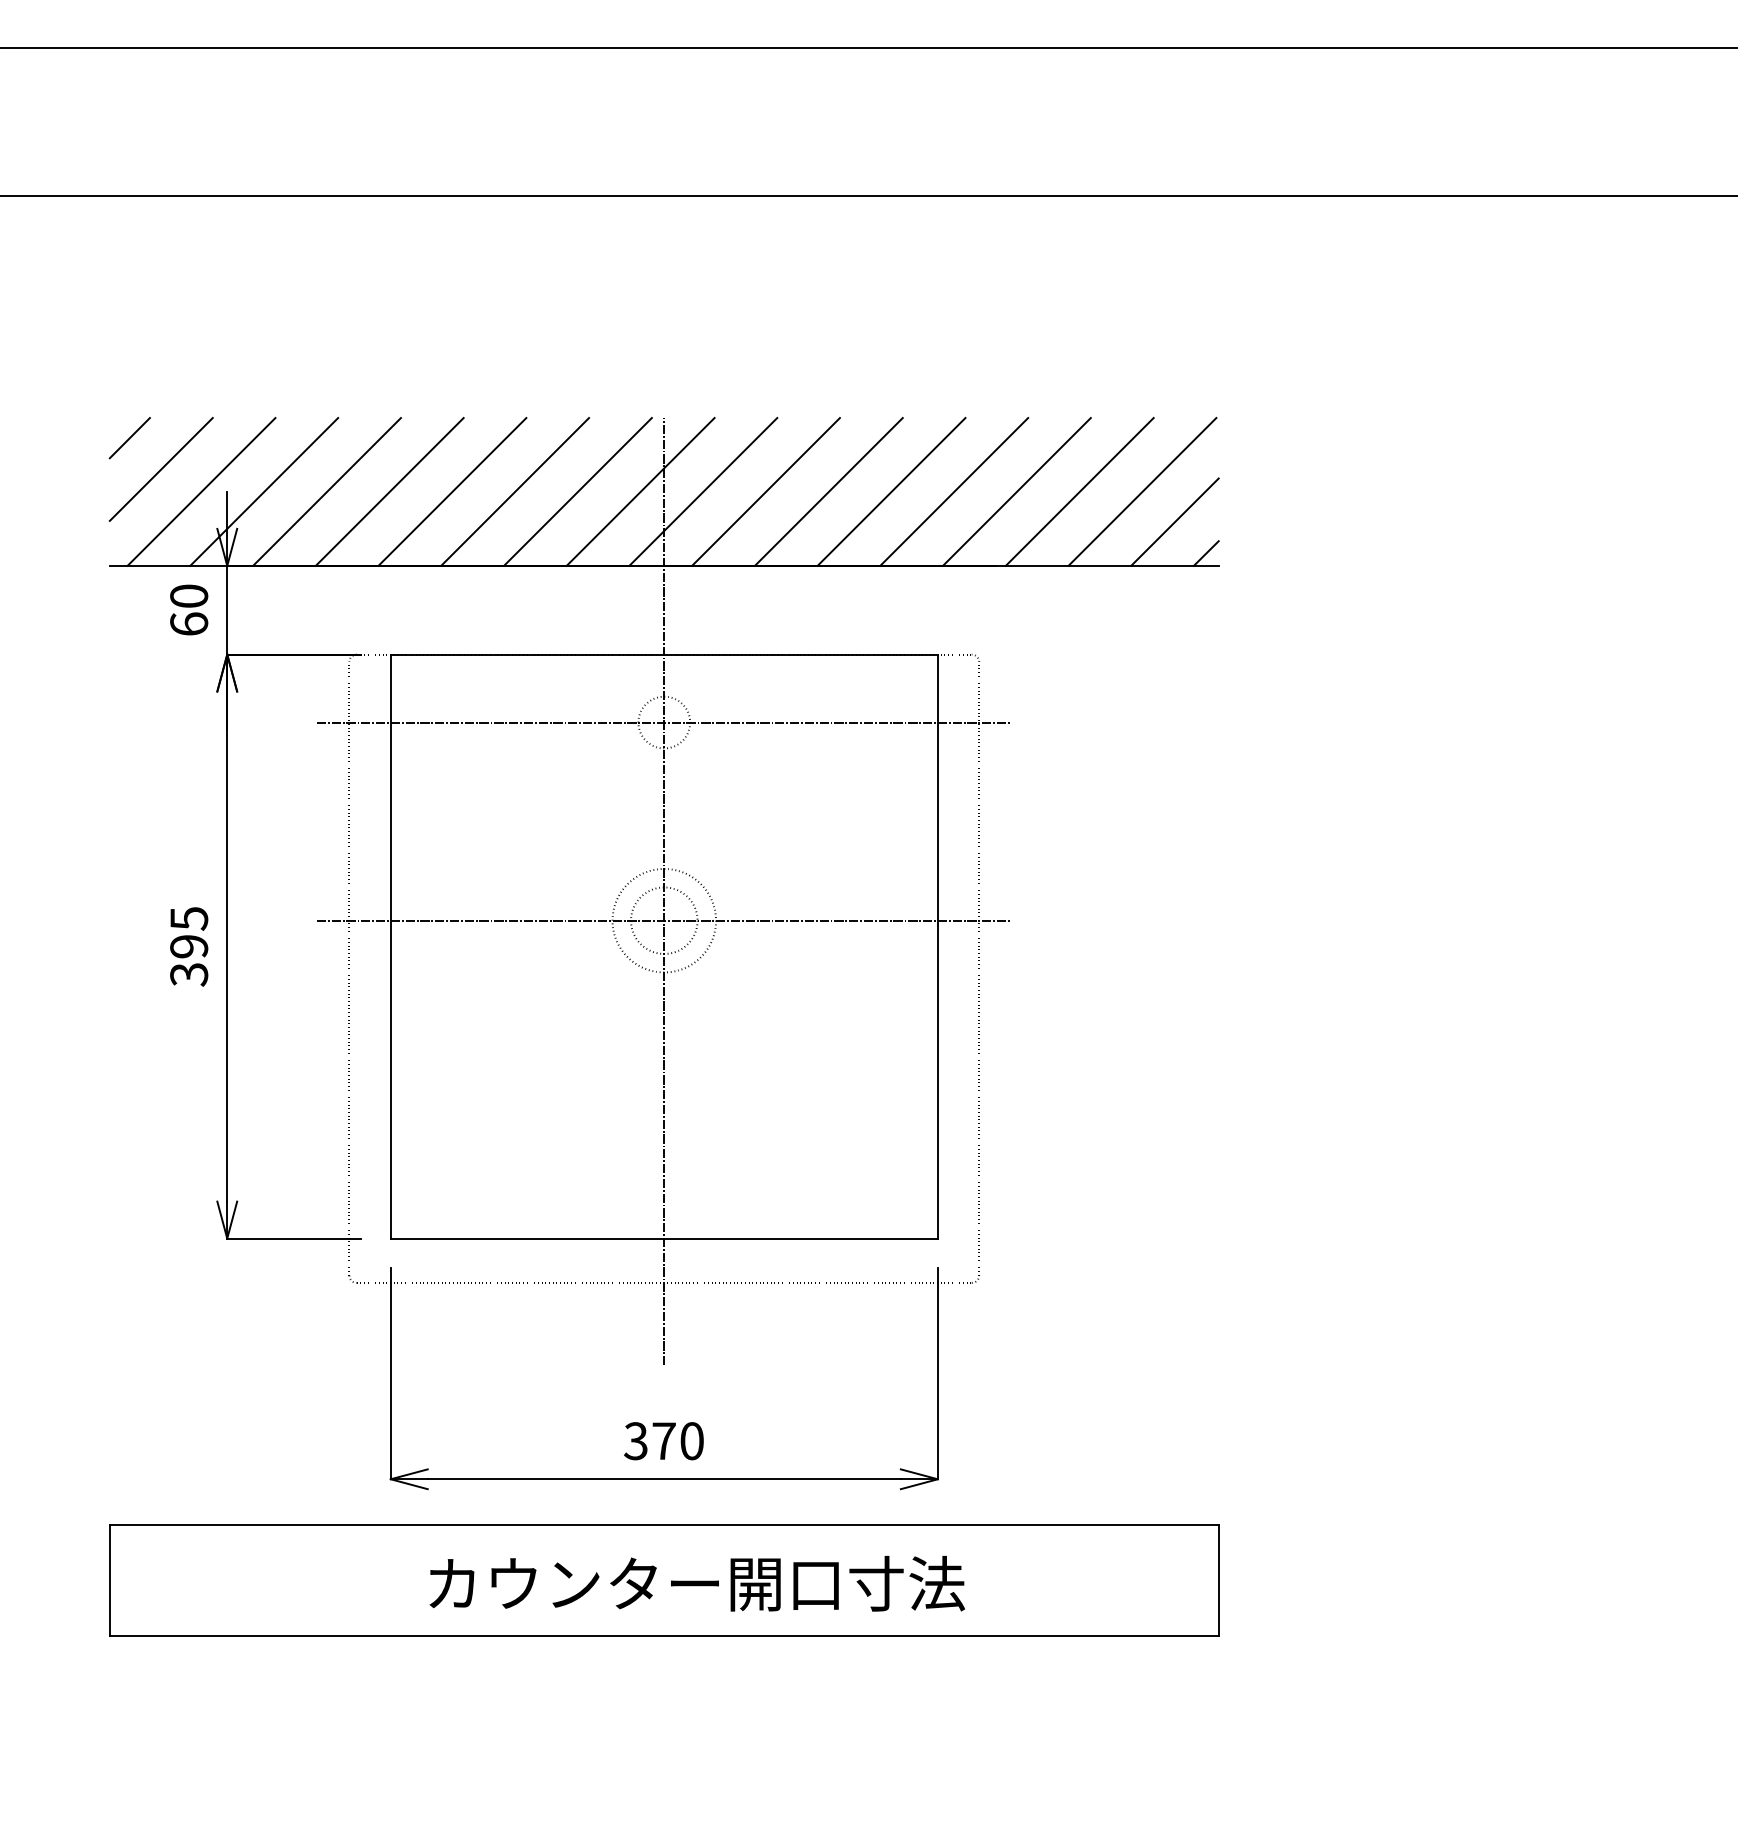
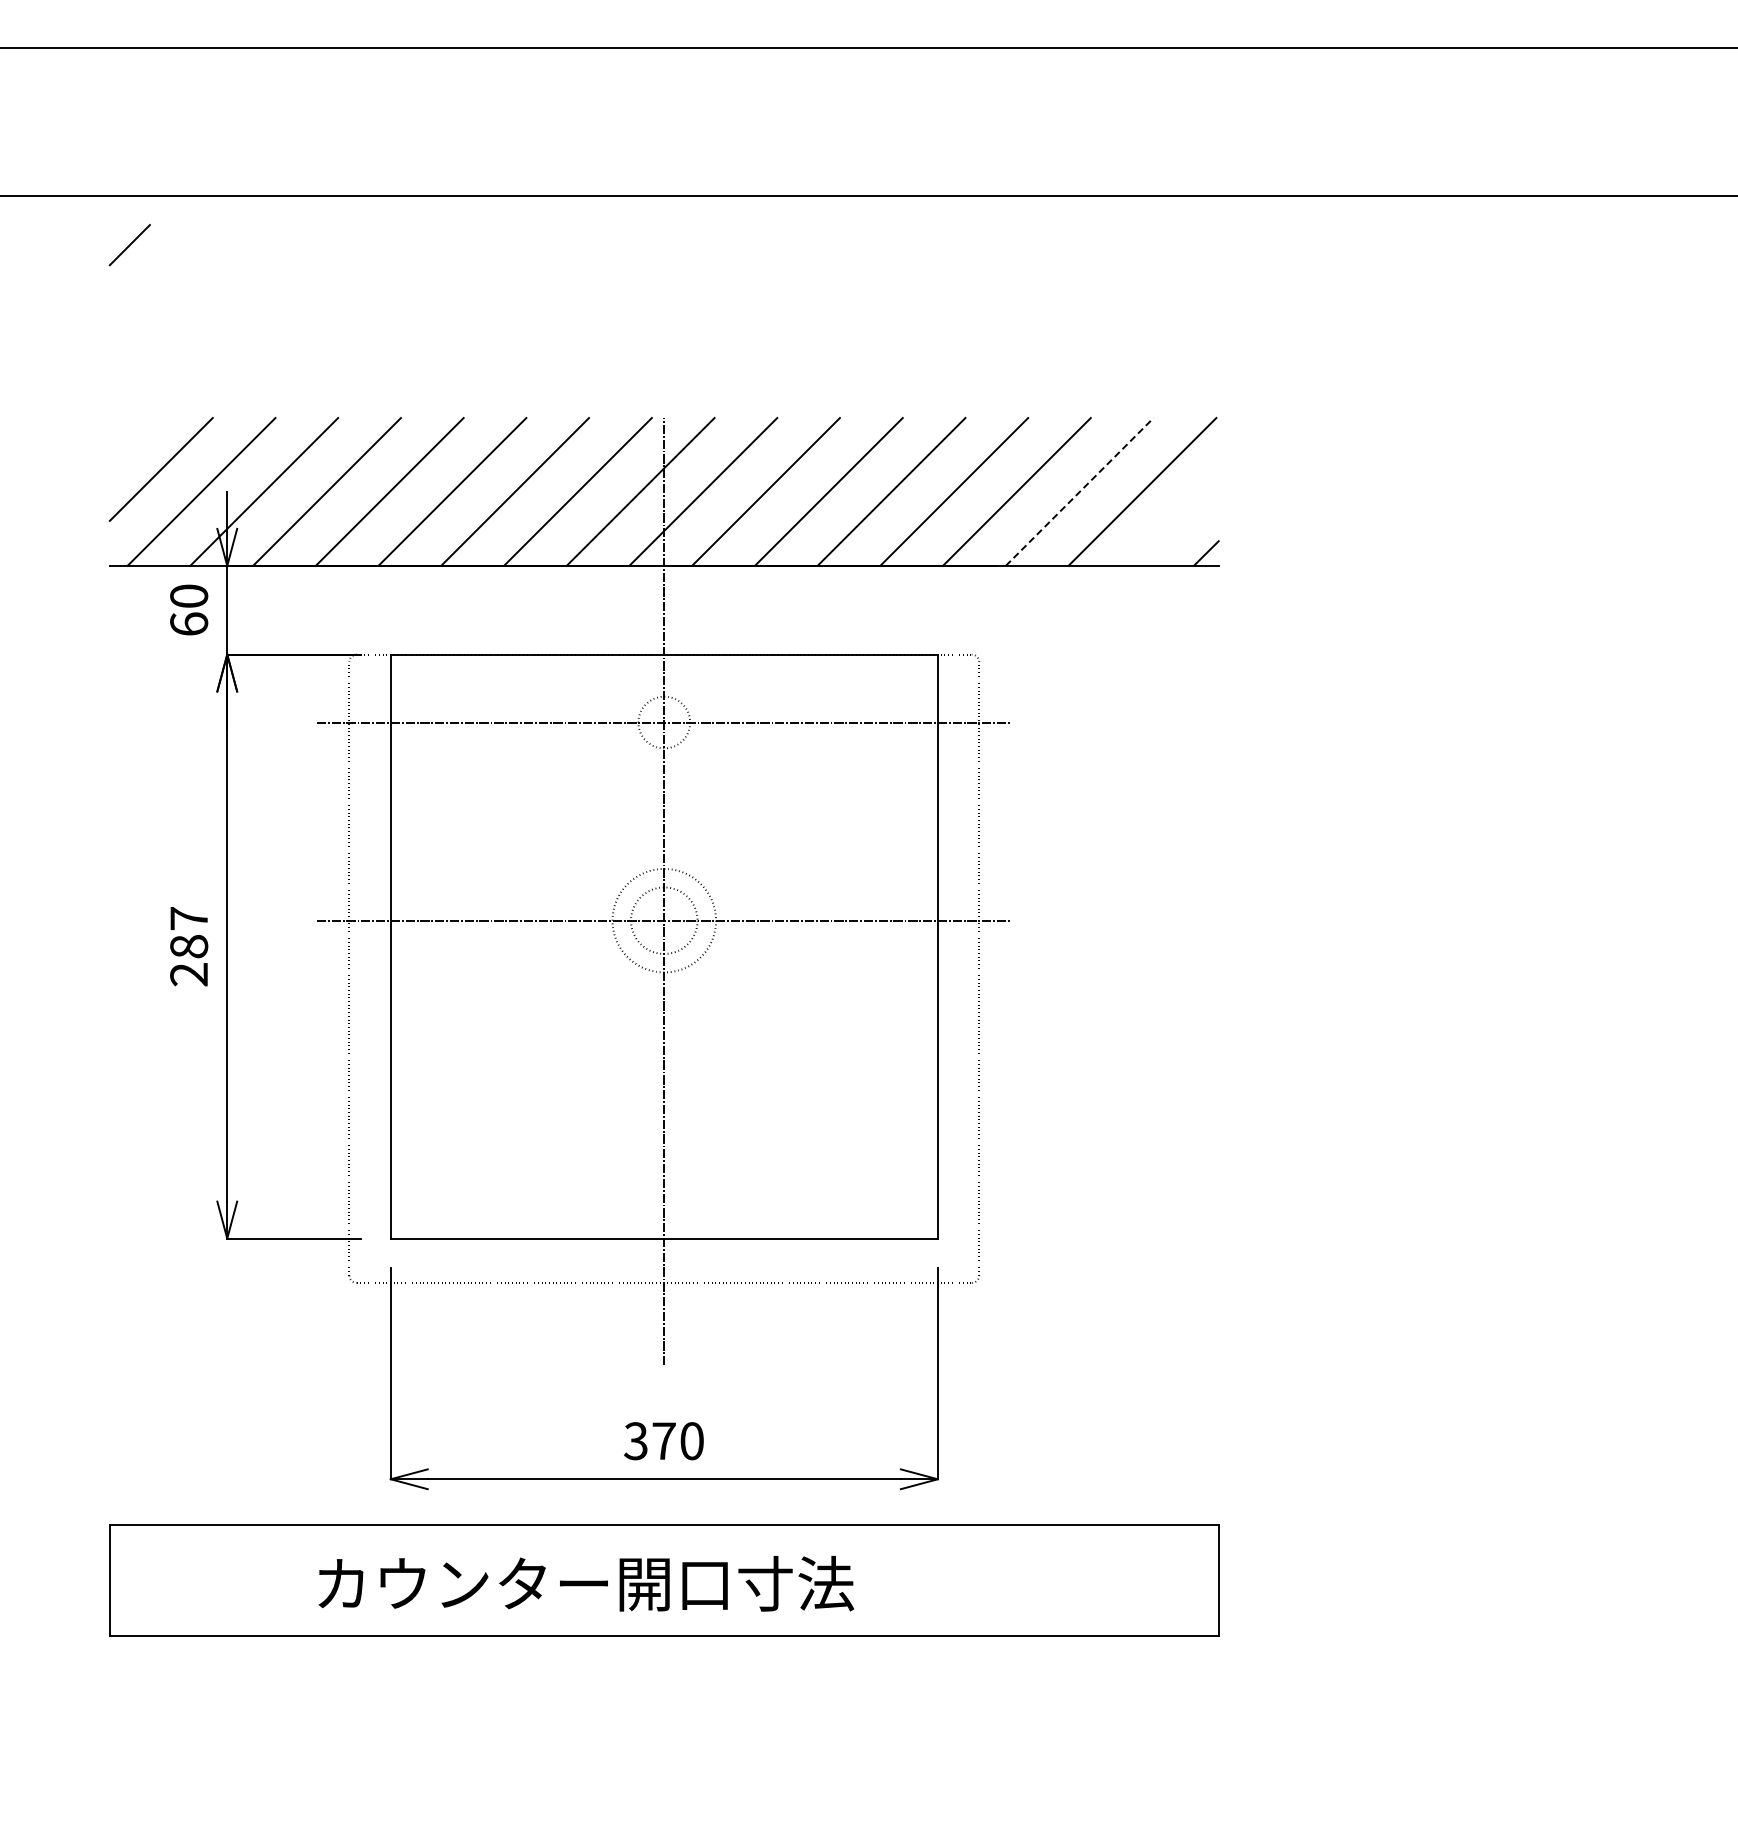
line position: (129, 438) -> (129, 245) (129, 245)
line: solid -> dashed (1079, 491)
line: present -> none (1174, 521)
text: 395 -> 287 (189, 946)
text position: (696, 1583) -> (585, 1583) (585, 1583)
